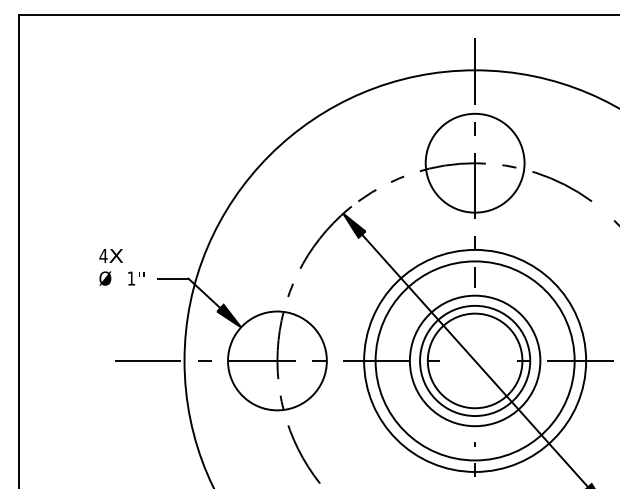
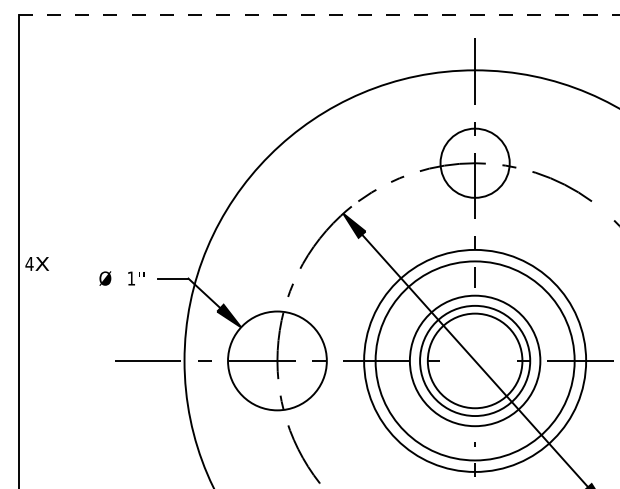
line: solid -> dashed (319, 14)
circle diameter: 99 px -> 69 px (474, 162)
text position: (110, 255) -> (36, 263) (36, 263)
